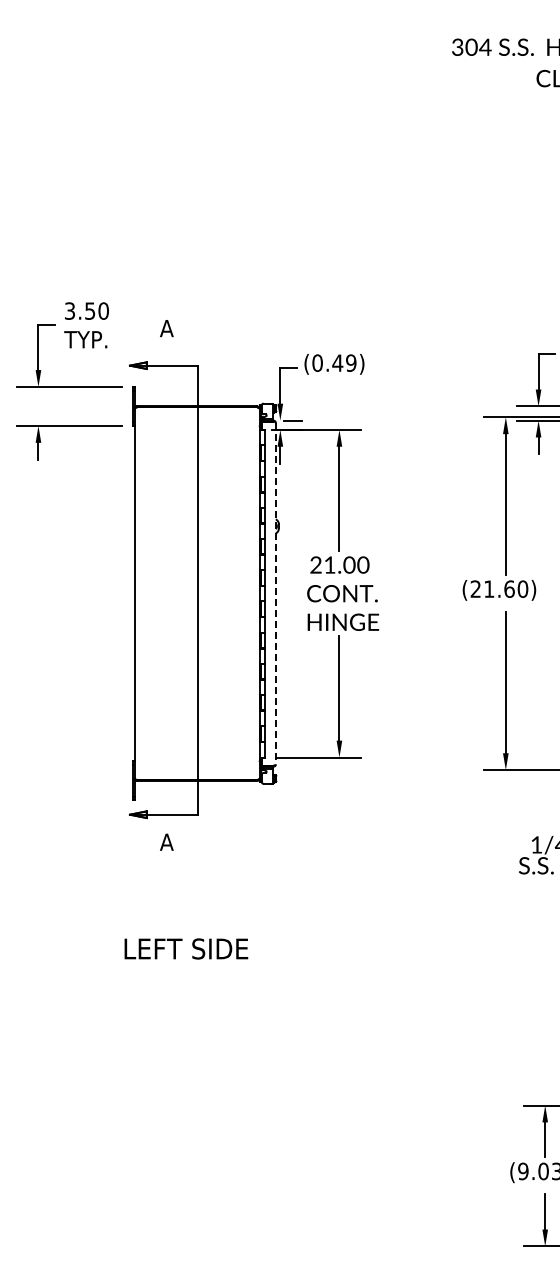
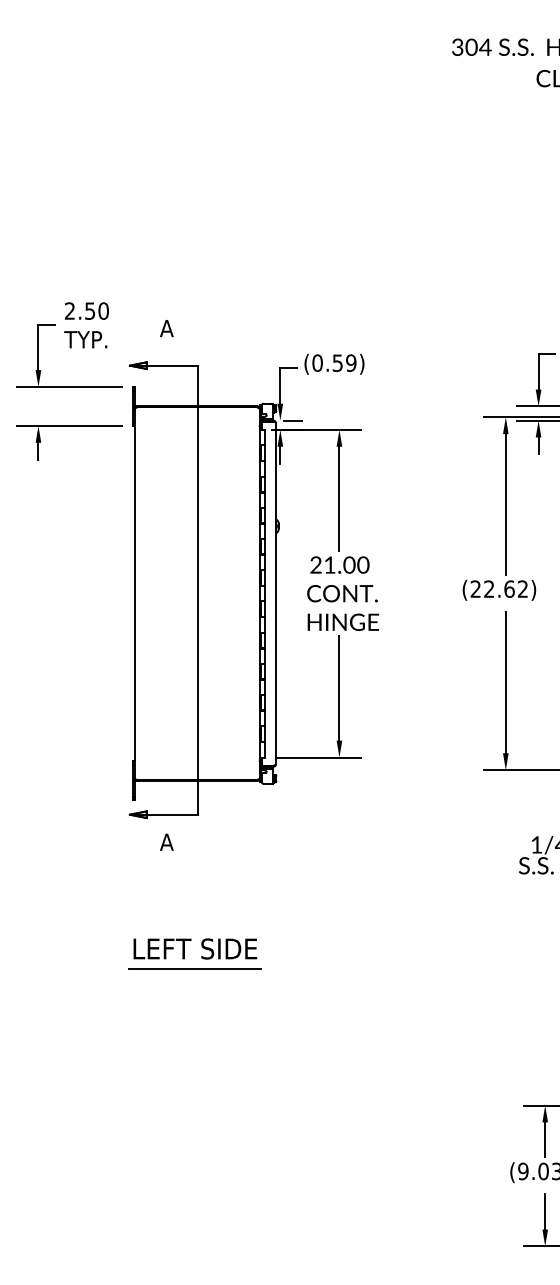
text: 3.50 -> 2.50 (69, 310)
text: (0.49) -> (0.59) (337, 362)
text: (21.60) -> (22.62) (506, 588)
line: dashed -> solid (275, 593)
text position: (186, 948) -> (195, 948) (195, 948)
line: none -> present (194, 969)
